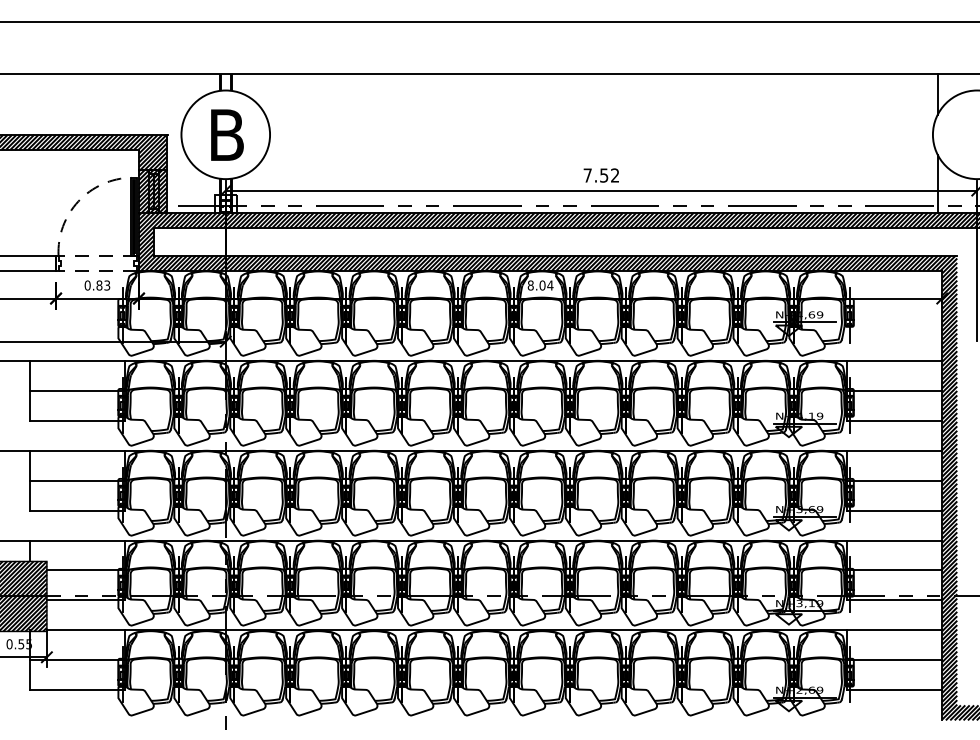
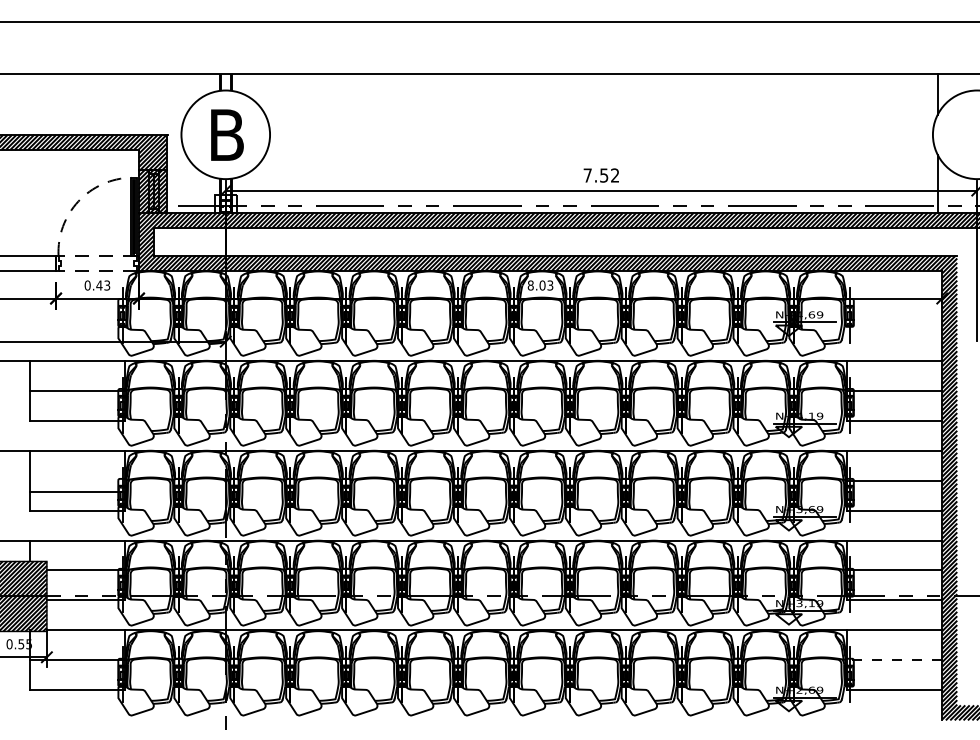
text: 0.83 -> 0.43 (99, 285)
text: 8.04 -> 8.03 (550, 285)
line position: (76, 480) -> (76, 491) (76, 491)
line: solid -> dashed (894, 660)
